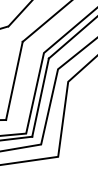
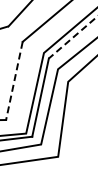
line: solid -> dashed (73, 37)
line: solid -> dashed (14, 80)
